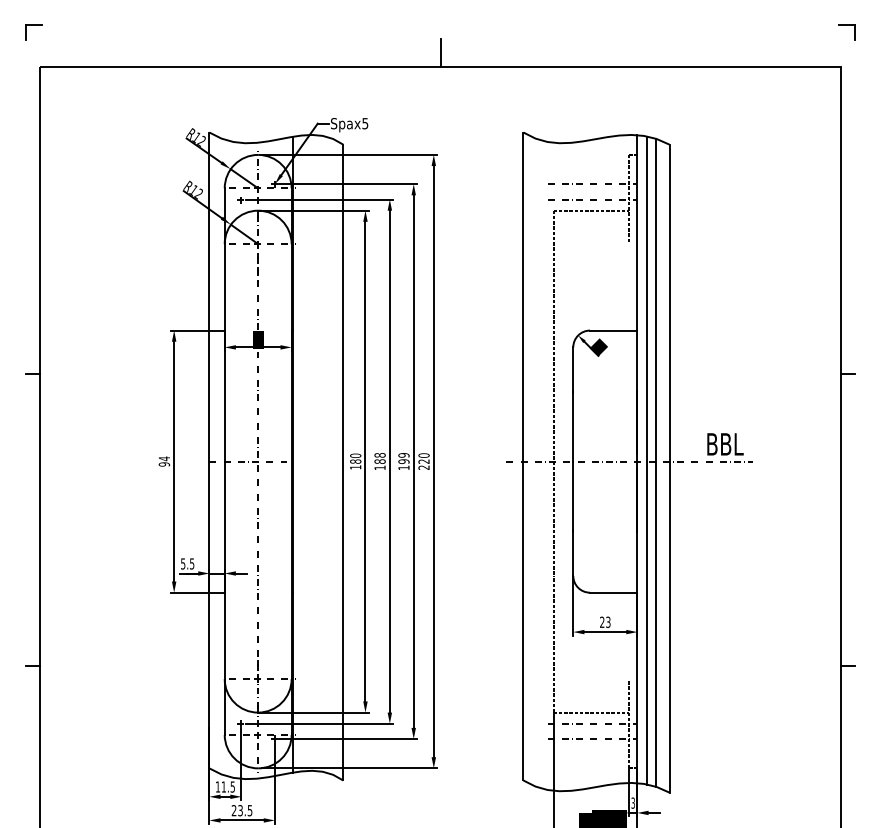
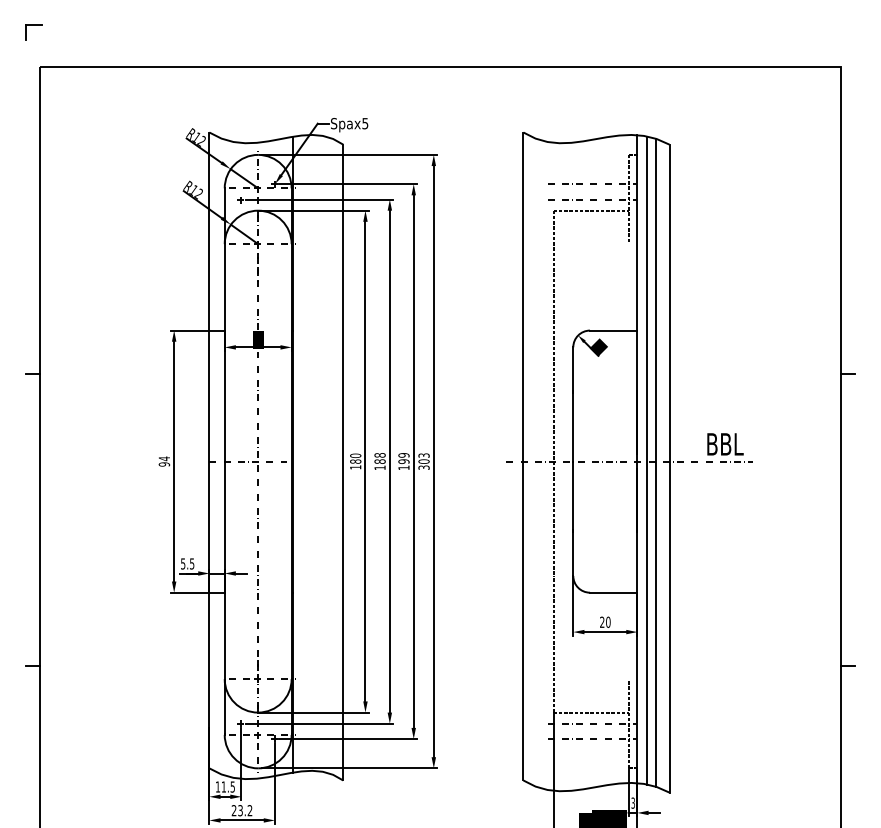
part: present -> none (846, 25)
line: present -> none (440, 52)
text: 220 -> 303 (423, 461)
text: 23 -> 20 (608, 621)
text: 23.5 -> 23.2 (249, 810)
